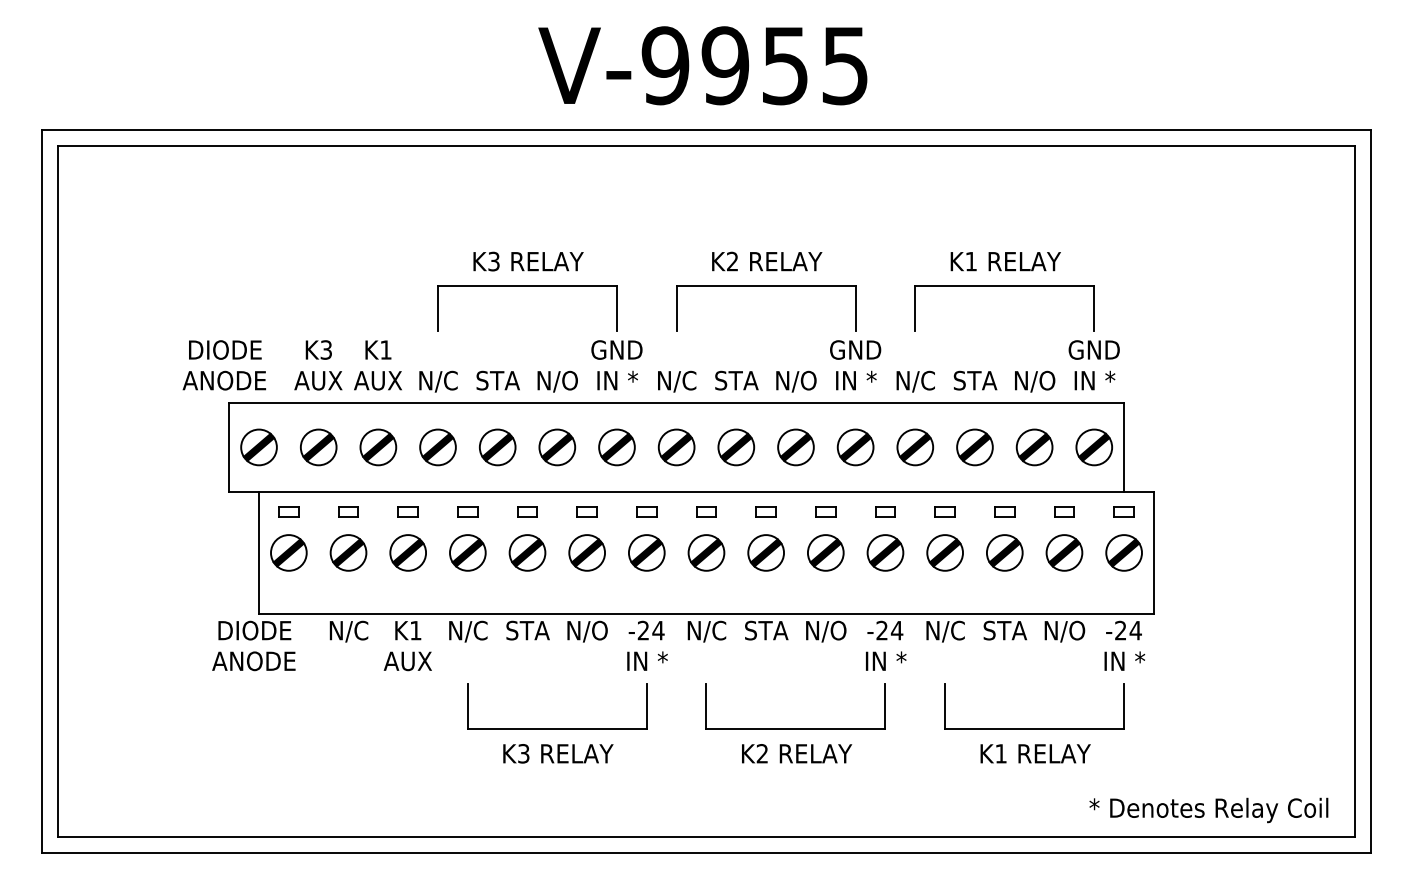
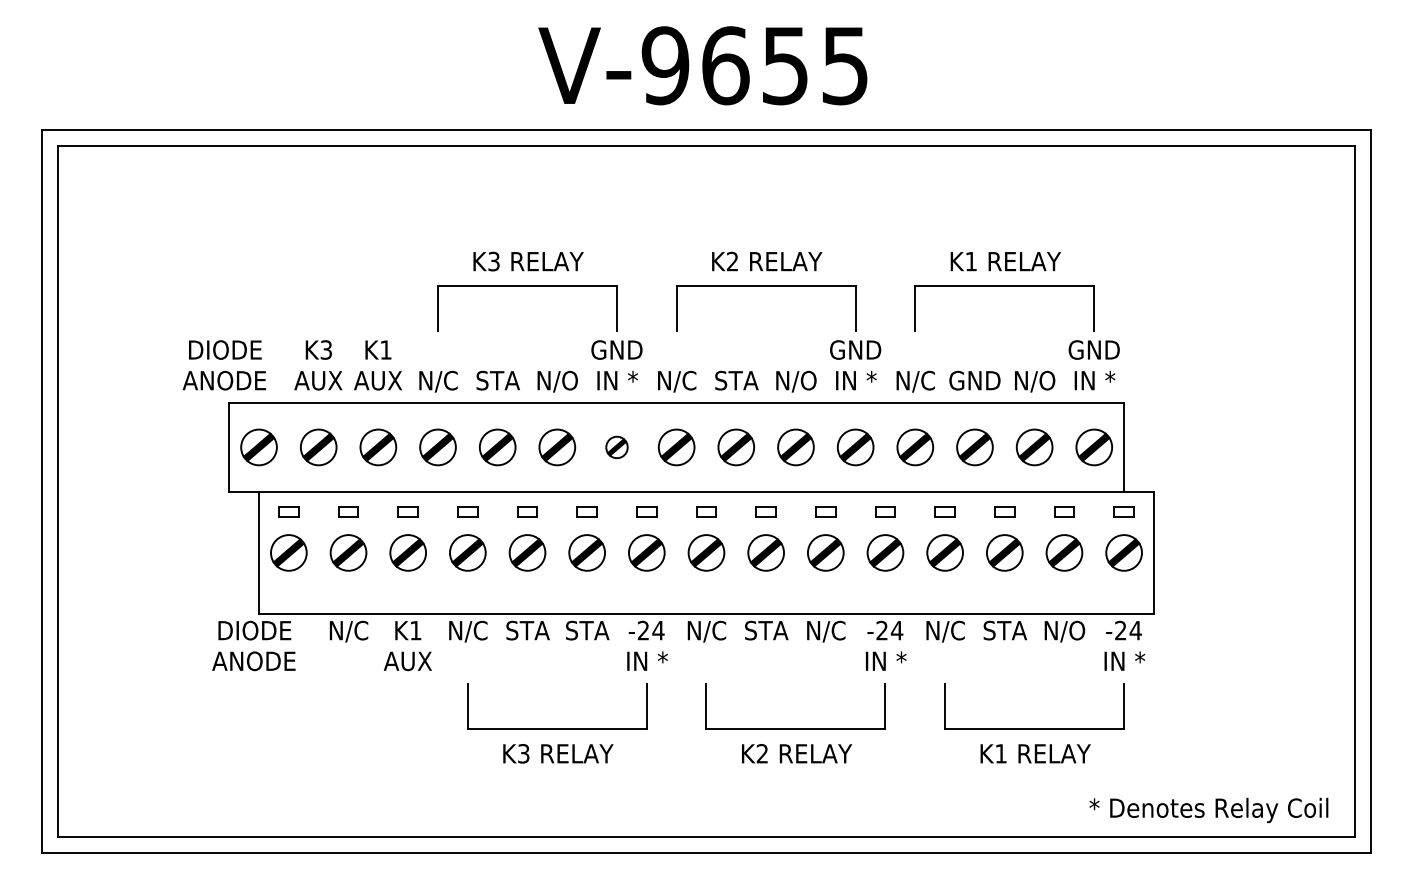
text: V-9955 -> V-9655 (725, 65)
text: STA -> GND (974, 380)
part size: 38x39 px -> 24x25 px (616, 447)
text: N/O -> STA (587, 631)
text: N/O -> N/C (826, 631)
